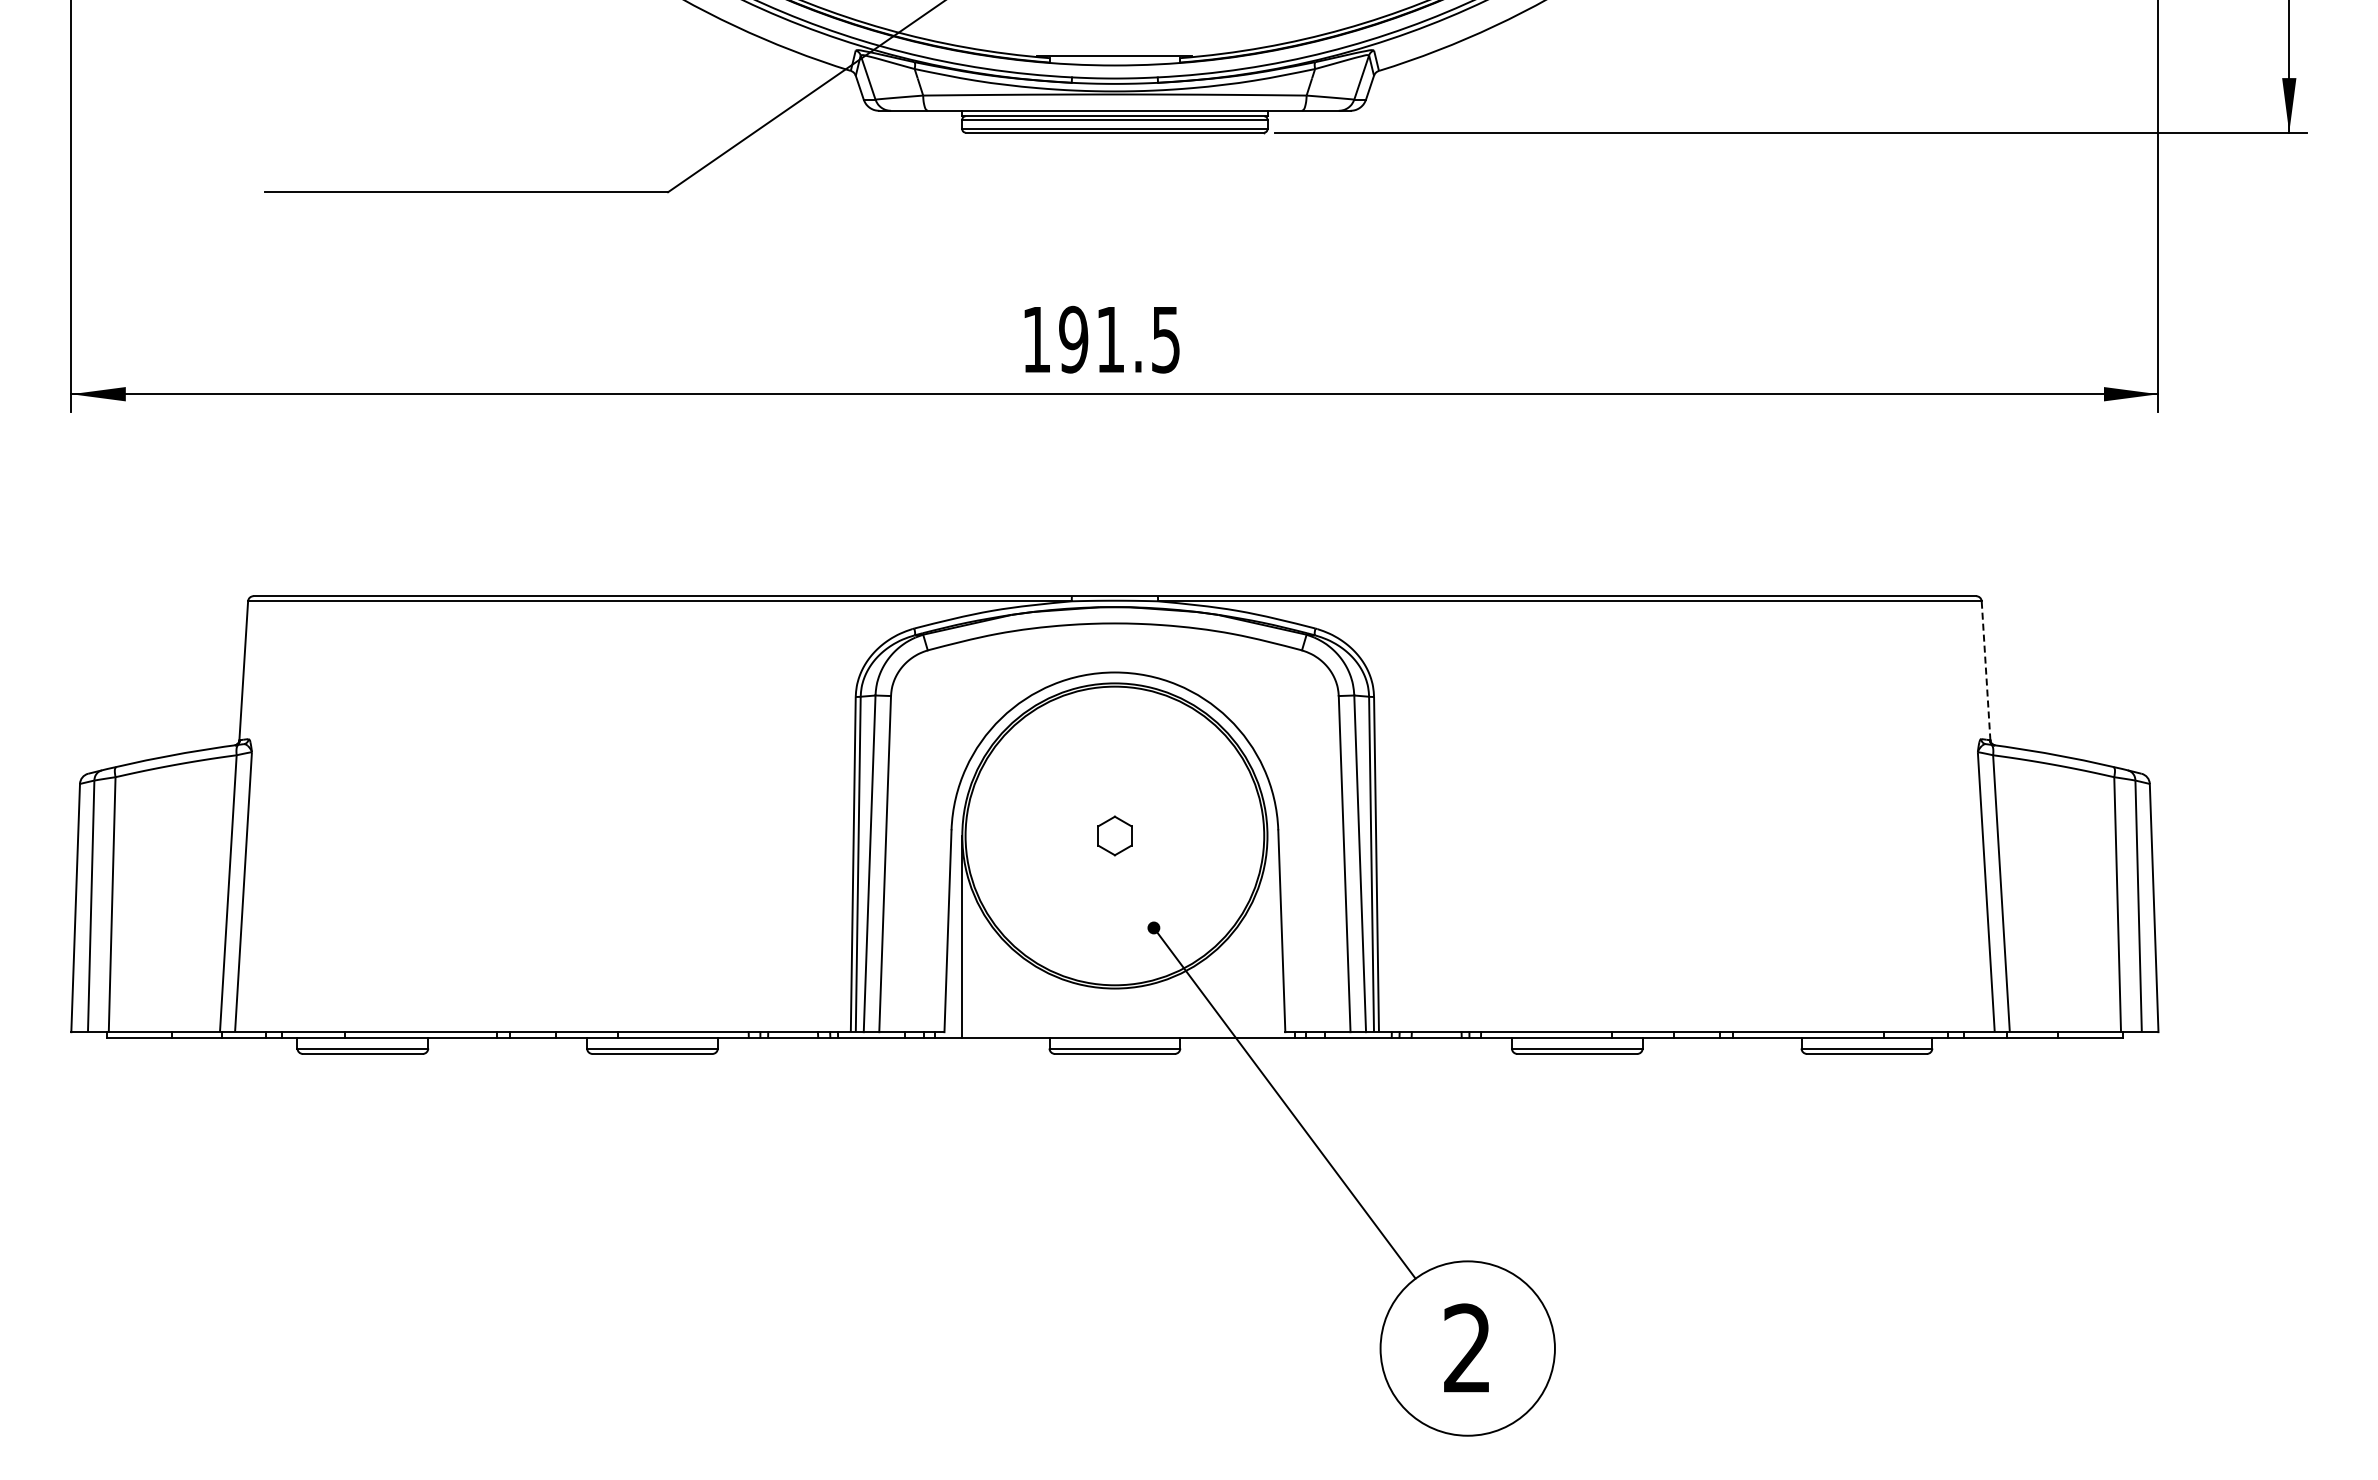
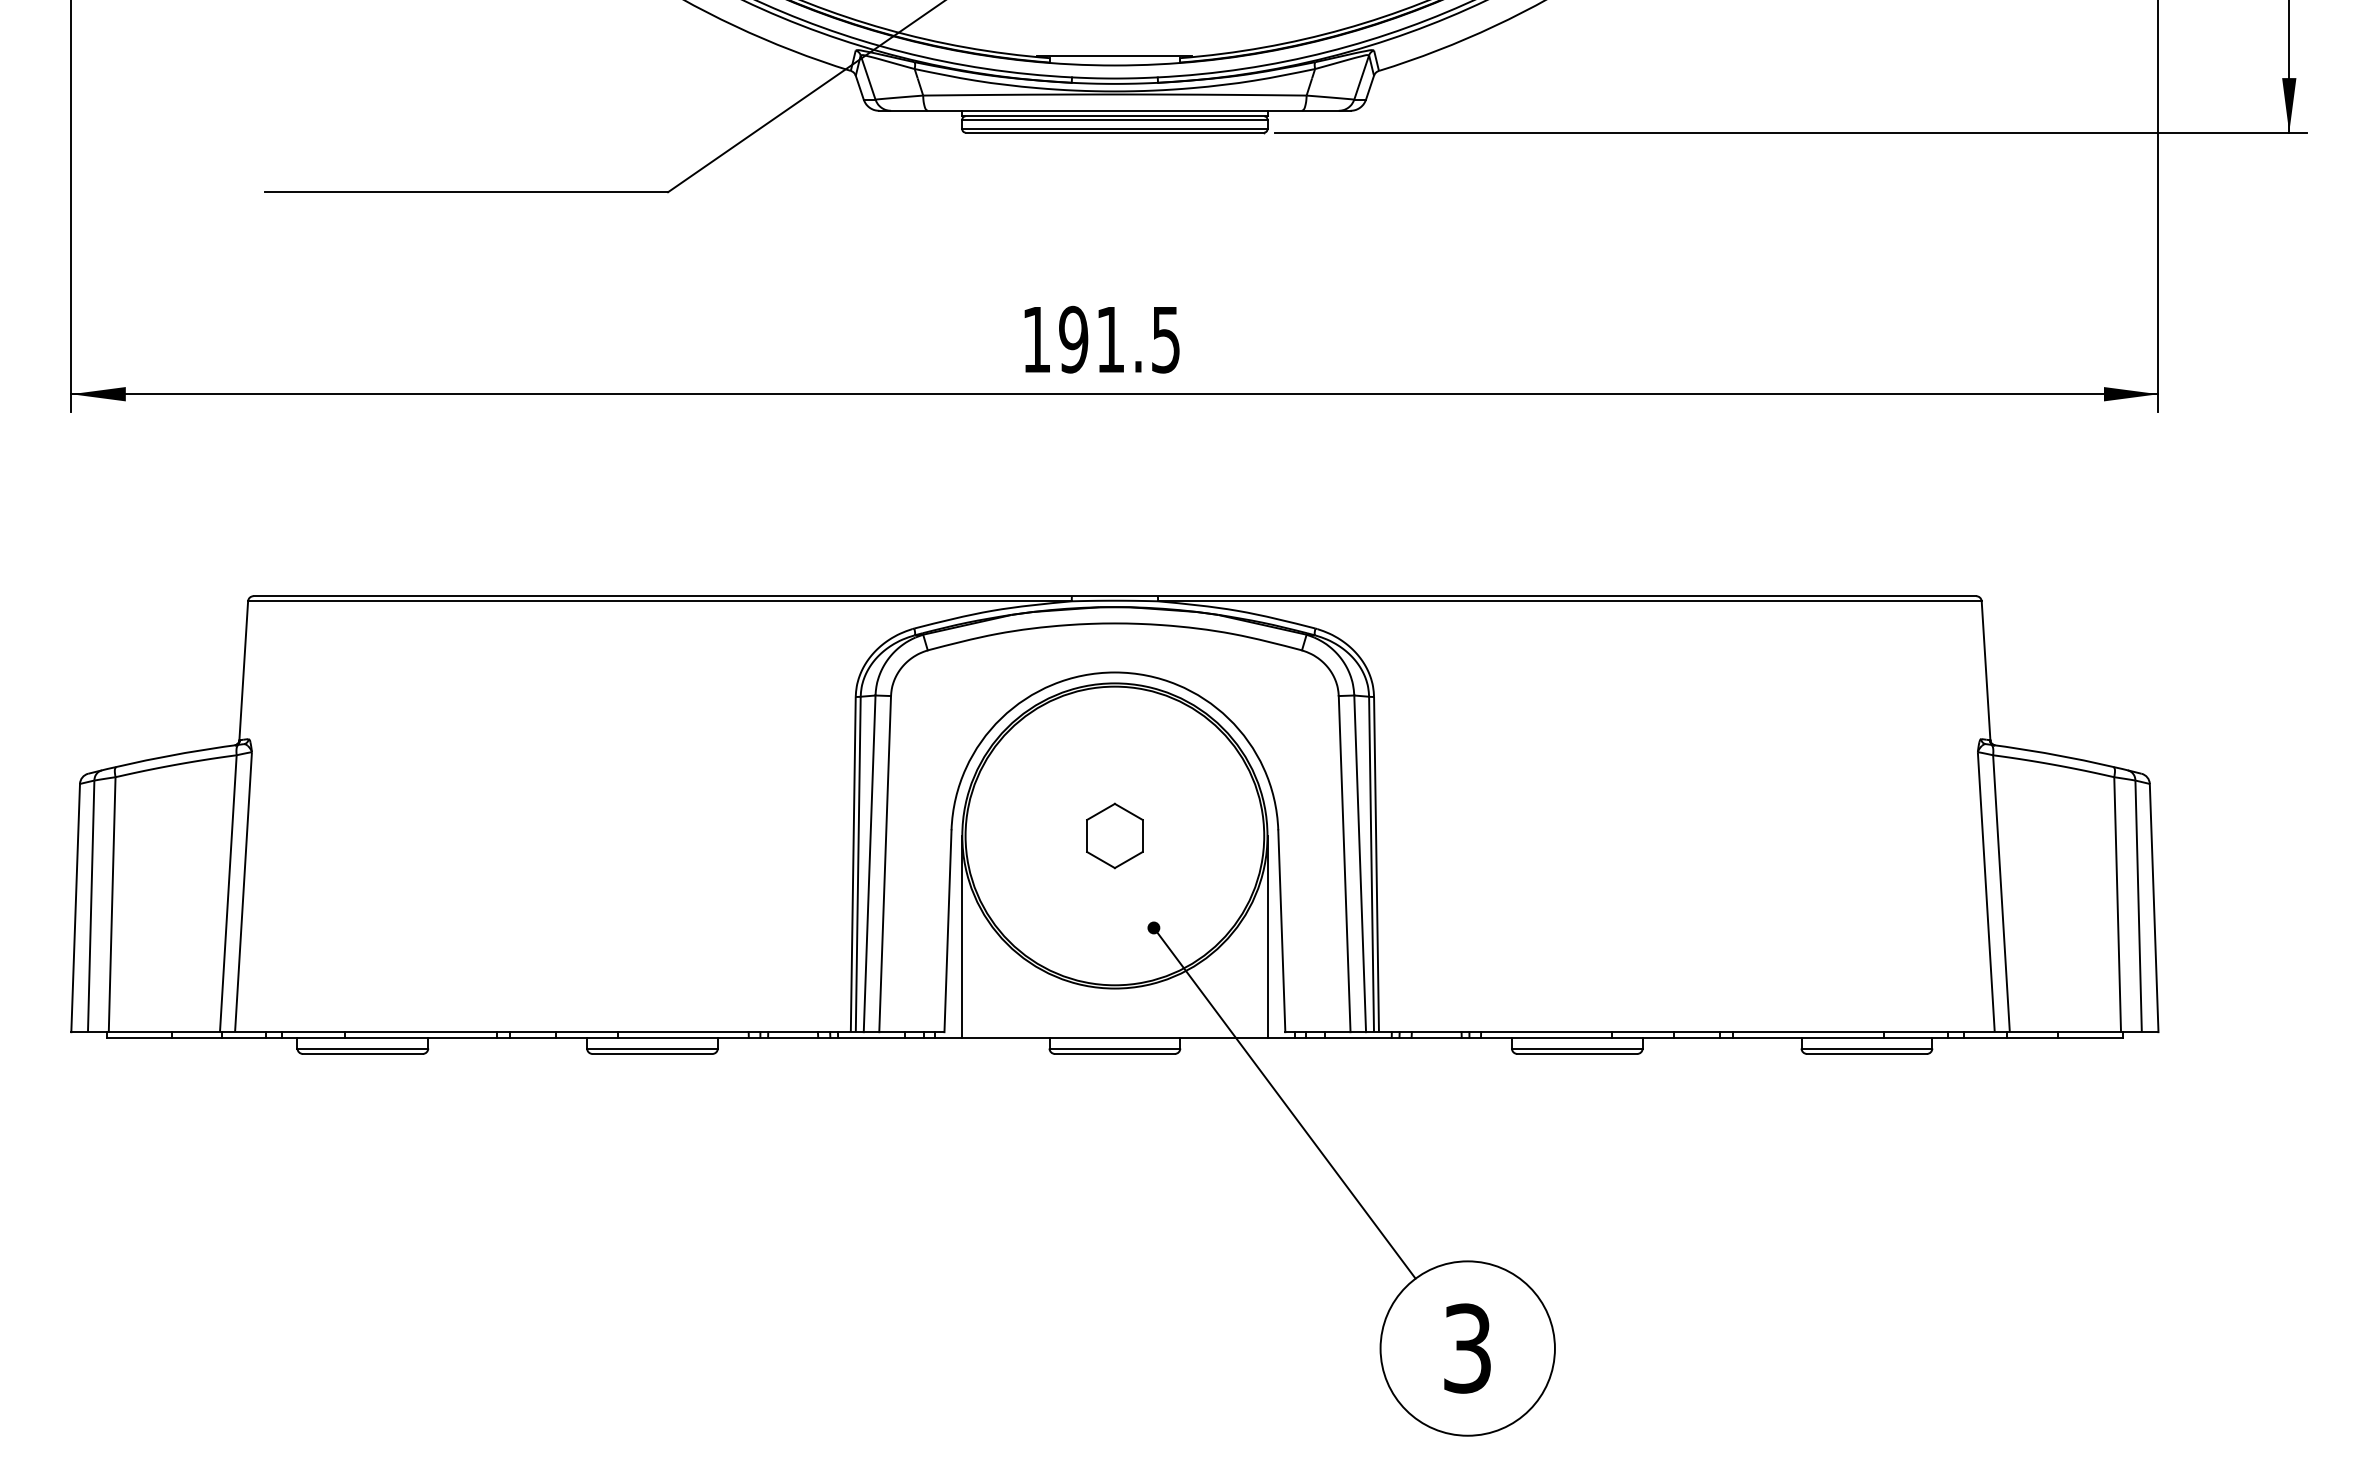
line: dashed -> solid (1986, 670)
part size: 36x42 px -> 58x68 px (1114, 835)
line: none -> present (1267, 936)
text: 2 -> 3 (1467, 1348)
